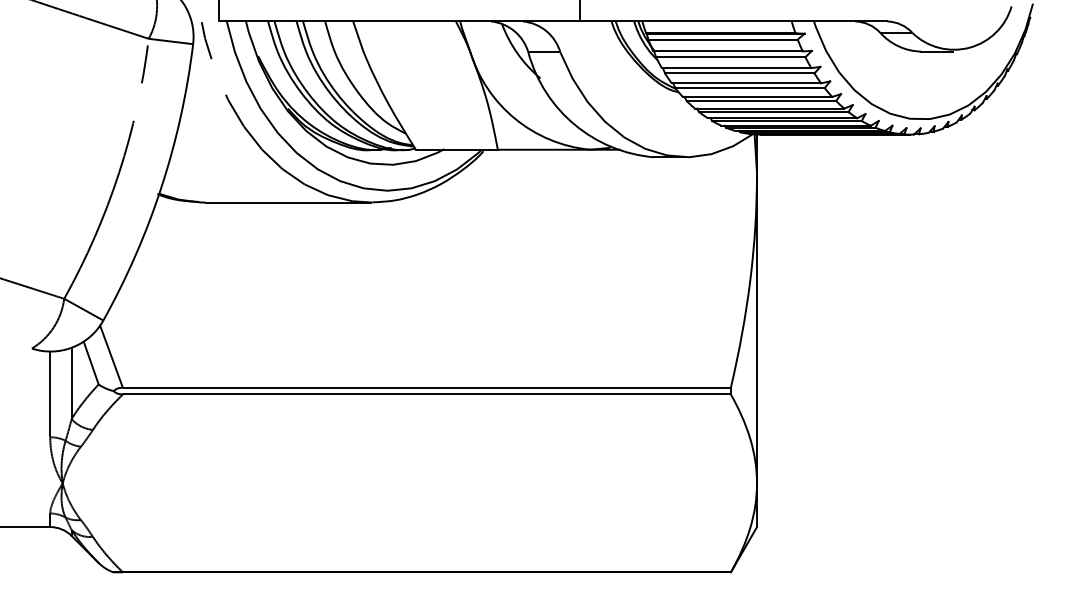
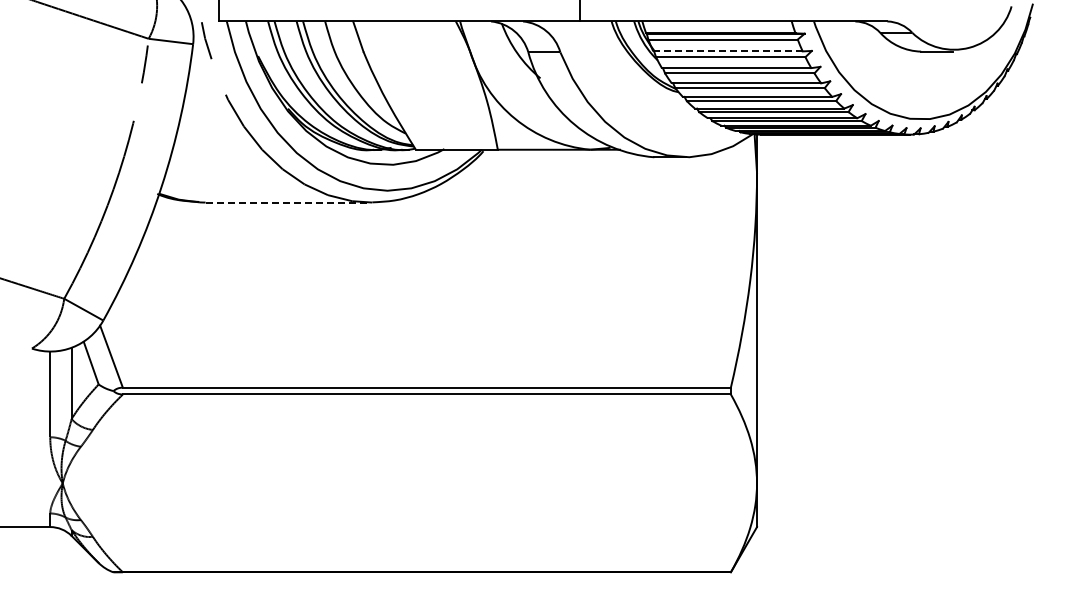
line: solid -> dashed (728, 51)
line: solid -> dashed (288, 202)
